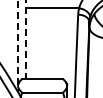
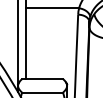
line: dashed -> solid (25, 40)
line: dashed -> solid (18, 46)
